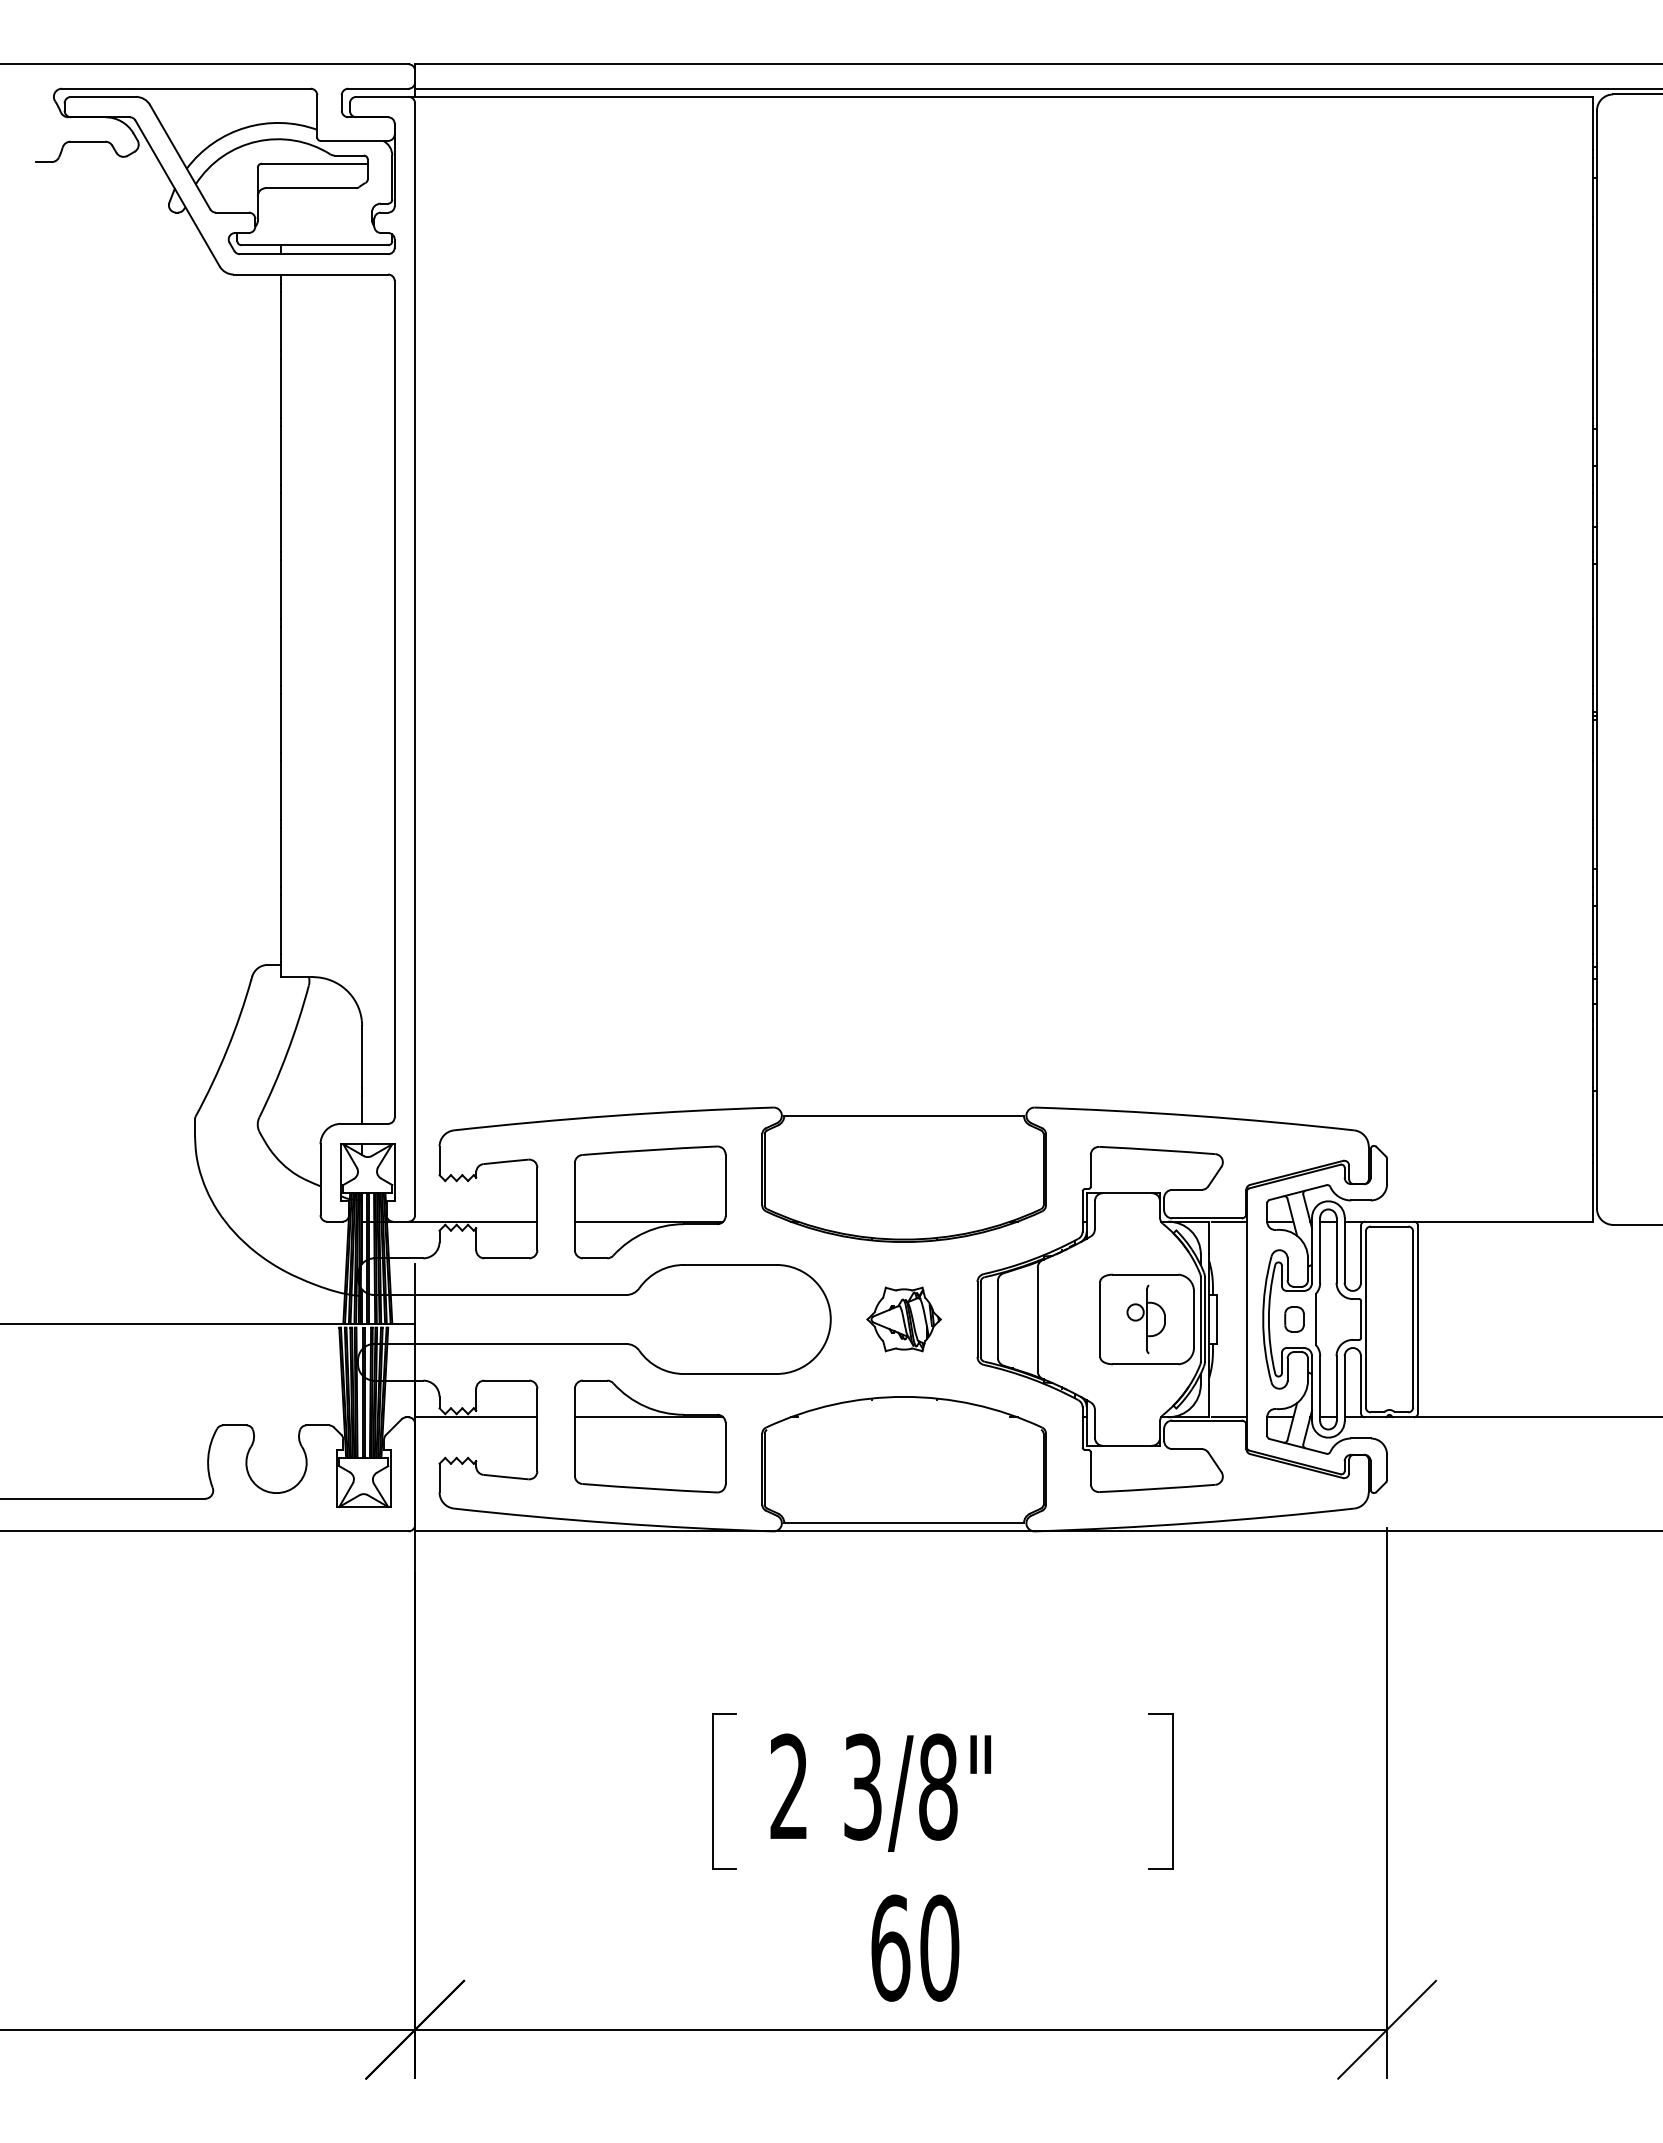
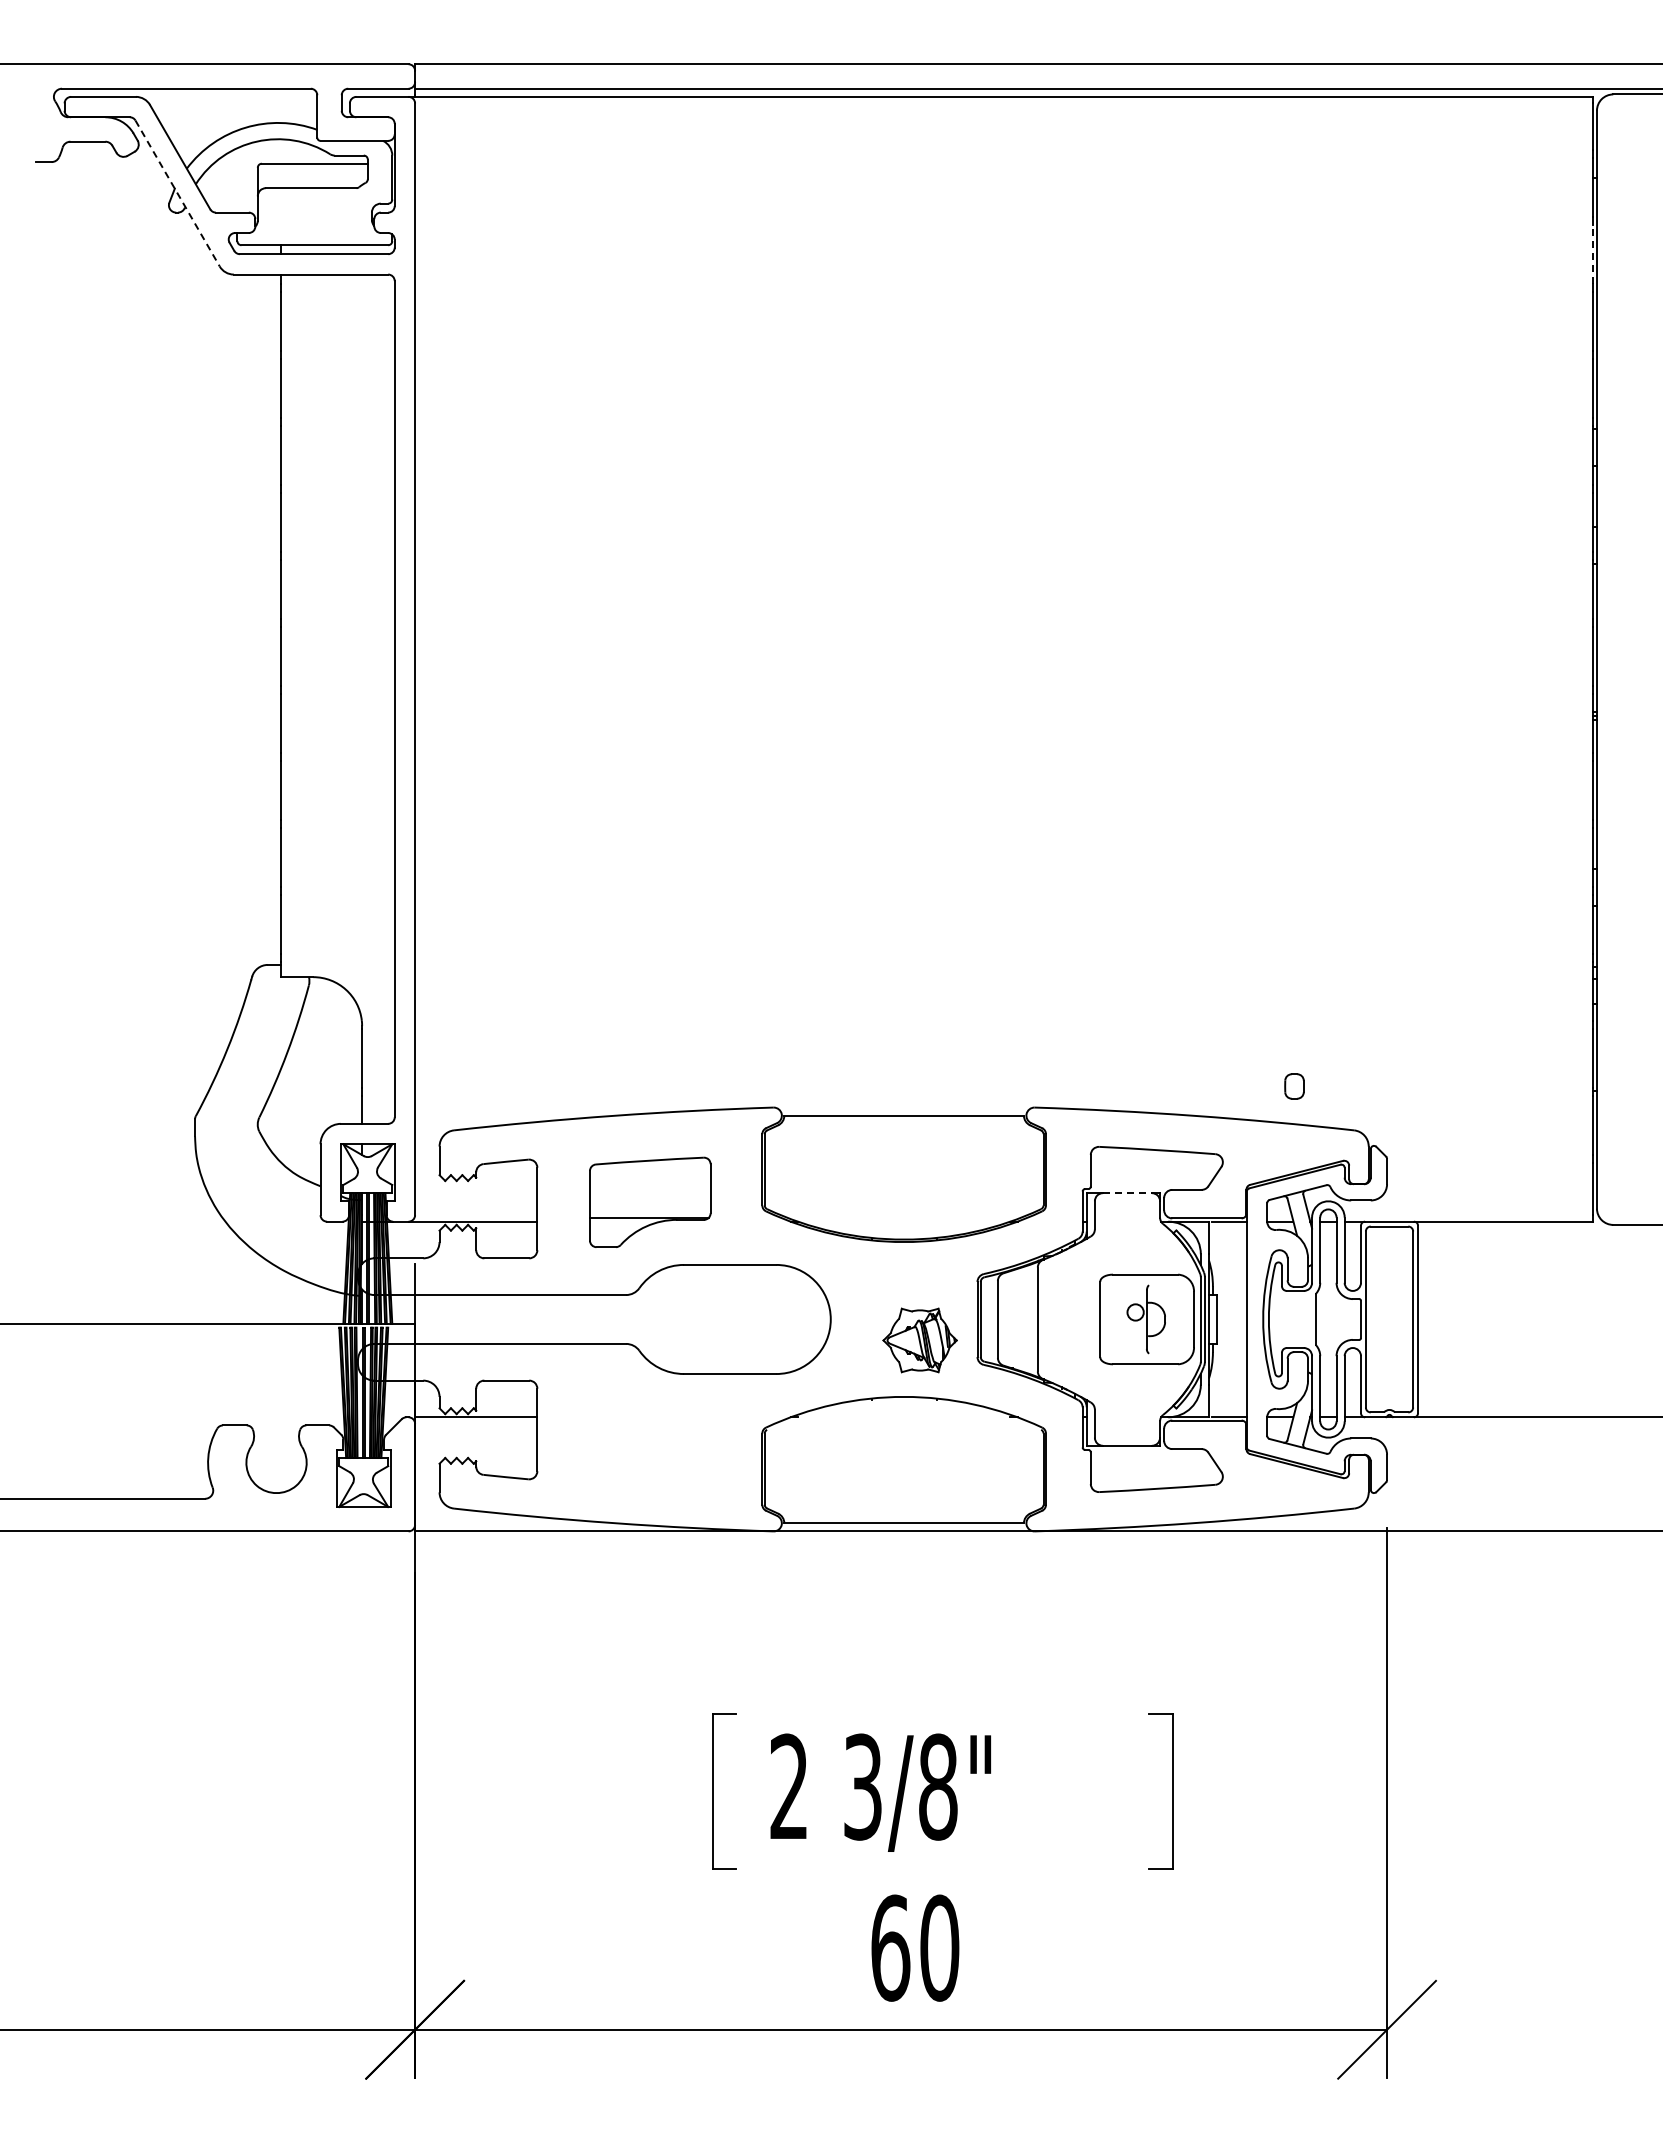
line: solid -> dashed (177, 193)
line: solid -> dashed (1592, 253)
line: solid -> dashed (1127, 1193)
part size: 153x115 px -> 123x92 px (650, 1201)
part position: (903, 1319) -> (919, 1340) (919, 1340)
part position: (1294, 1319) -> (1294, 1086) (1294, 1086)
part: present -> none (650, 1436)
